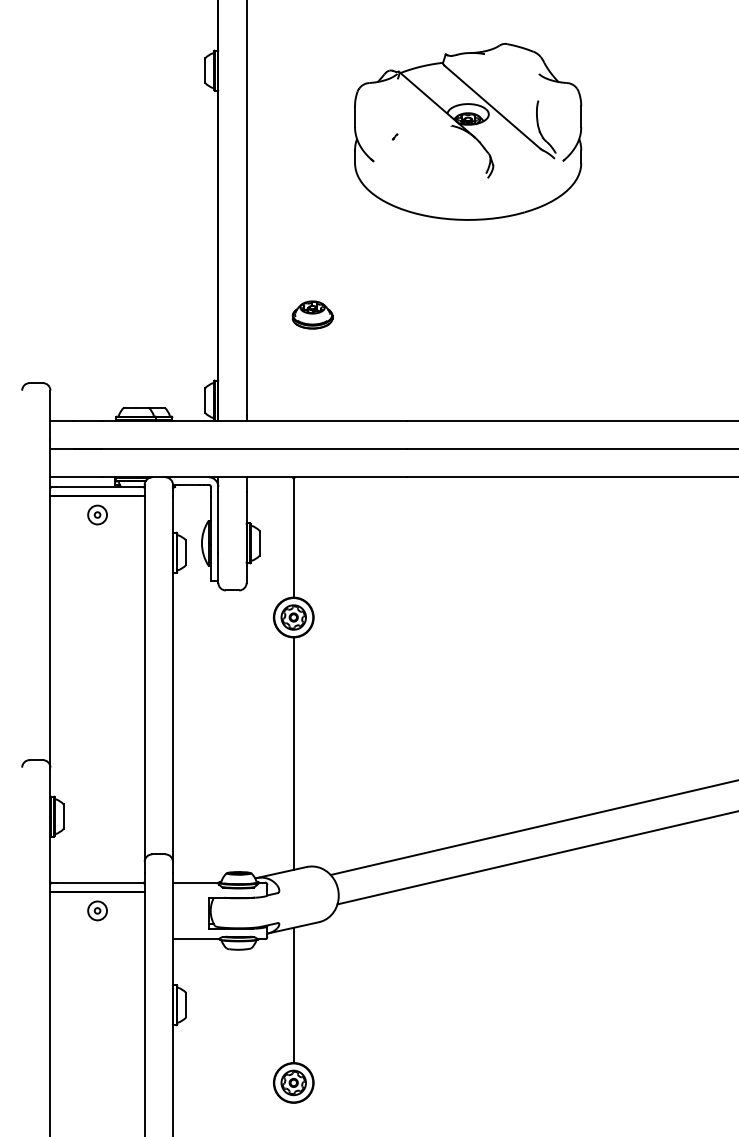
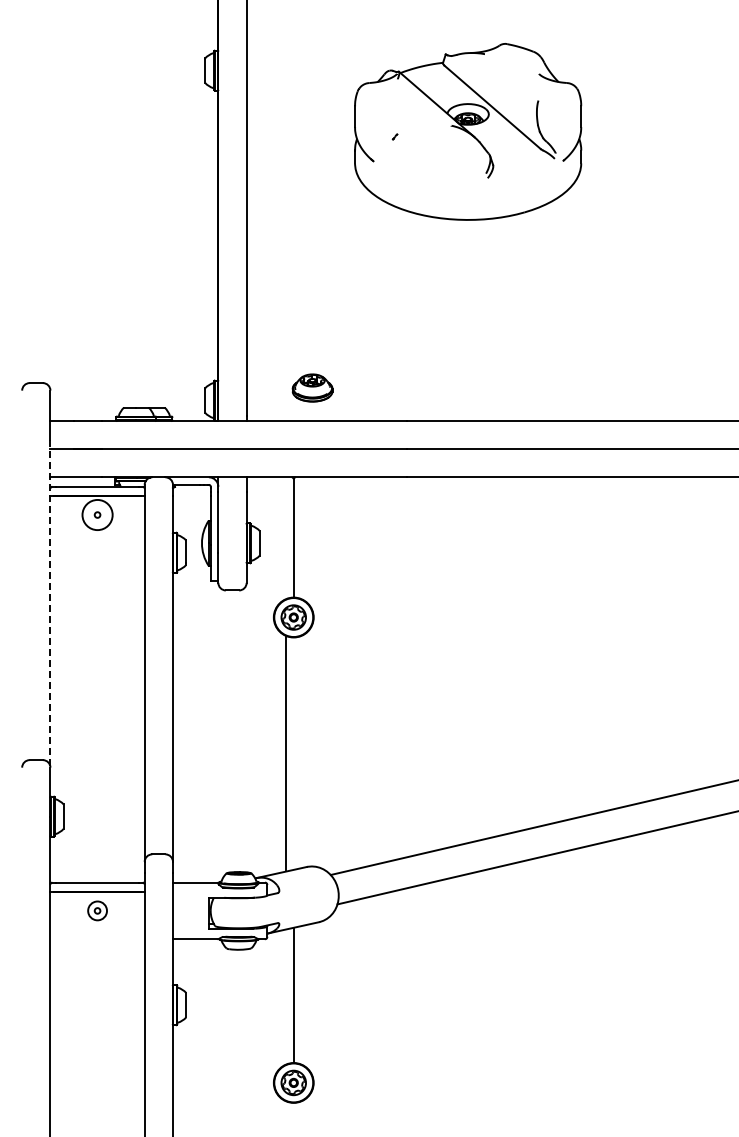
part position: (312, 314) -> (312, 387) (312, 387)
circle diameter: 19 px -> 30 px (97, 514)
line: solid -> dashed (50, 604)
line position: (293, 753) -> (285, 753) (285, 753)
